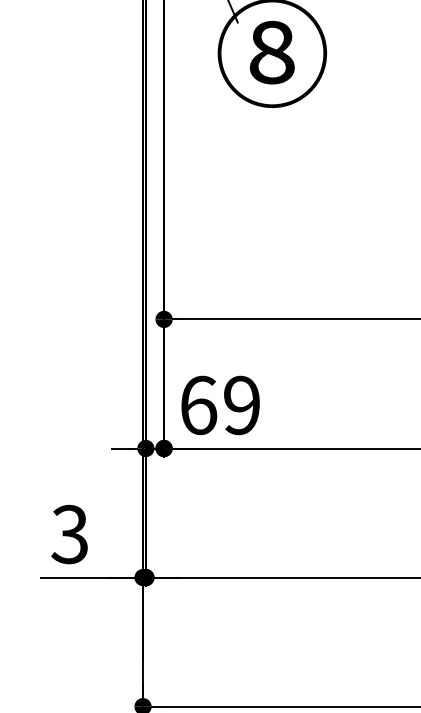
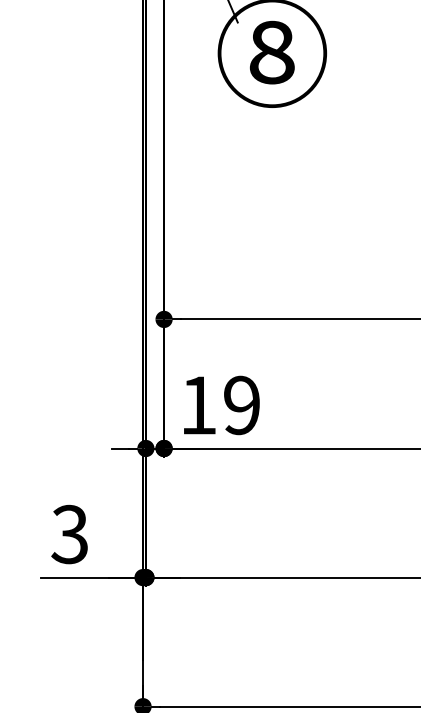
text: 69 -> 19 (199, 405)
